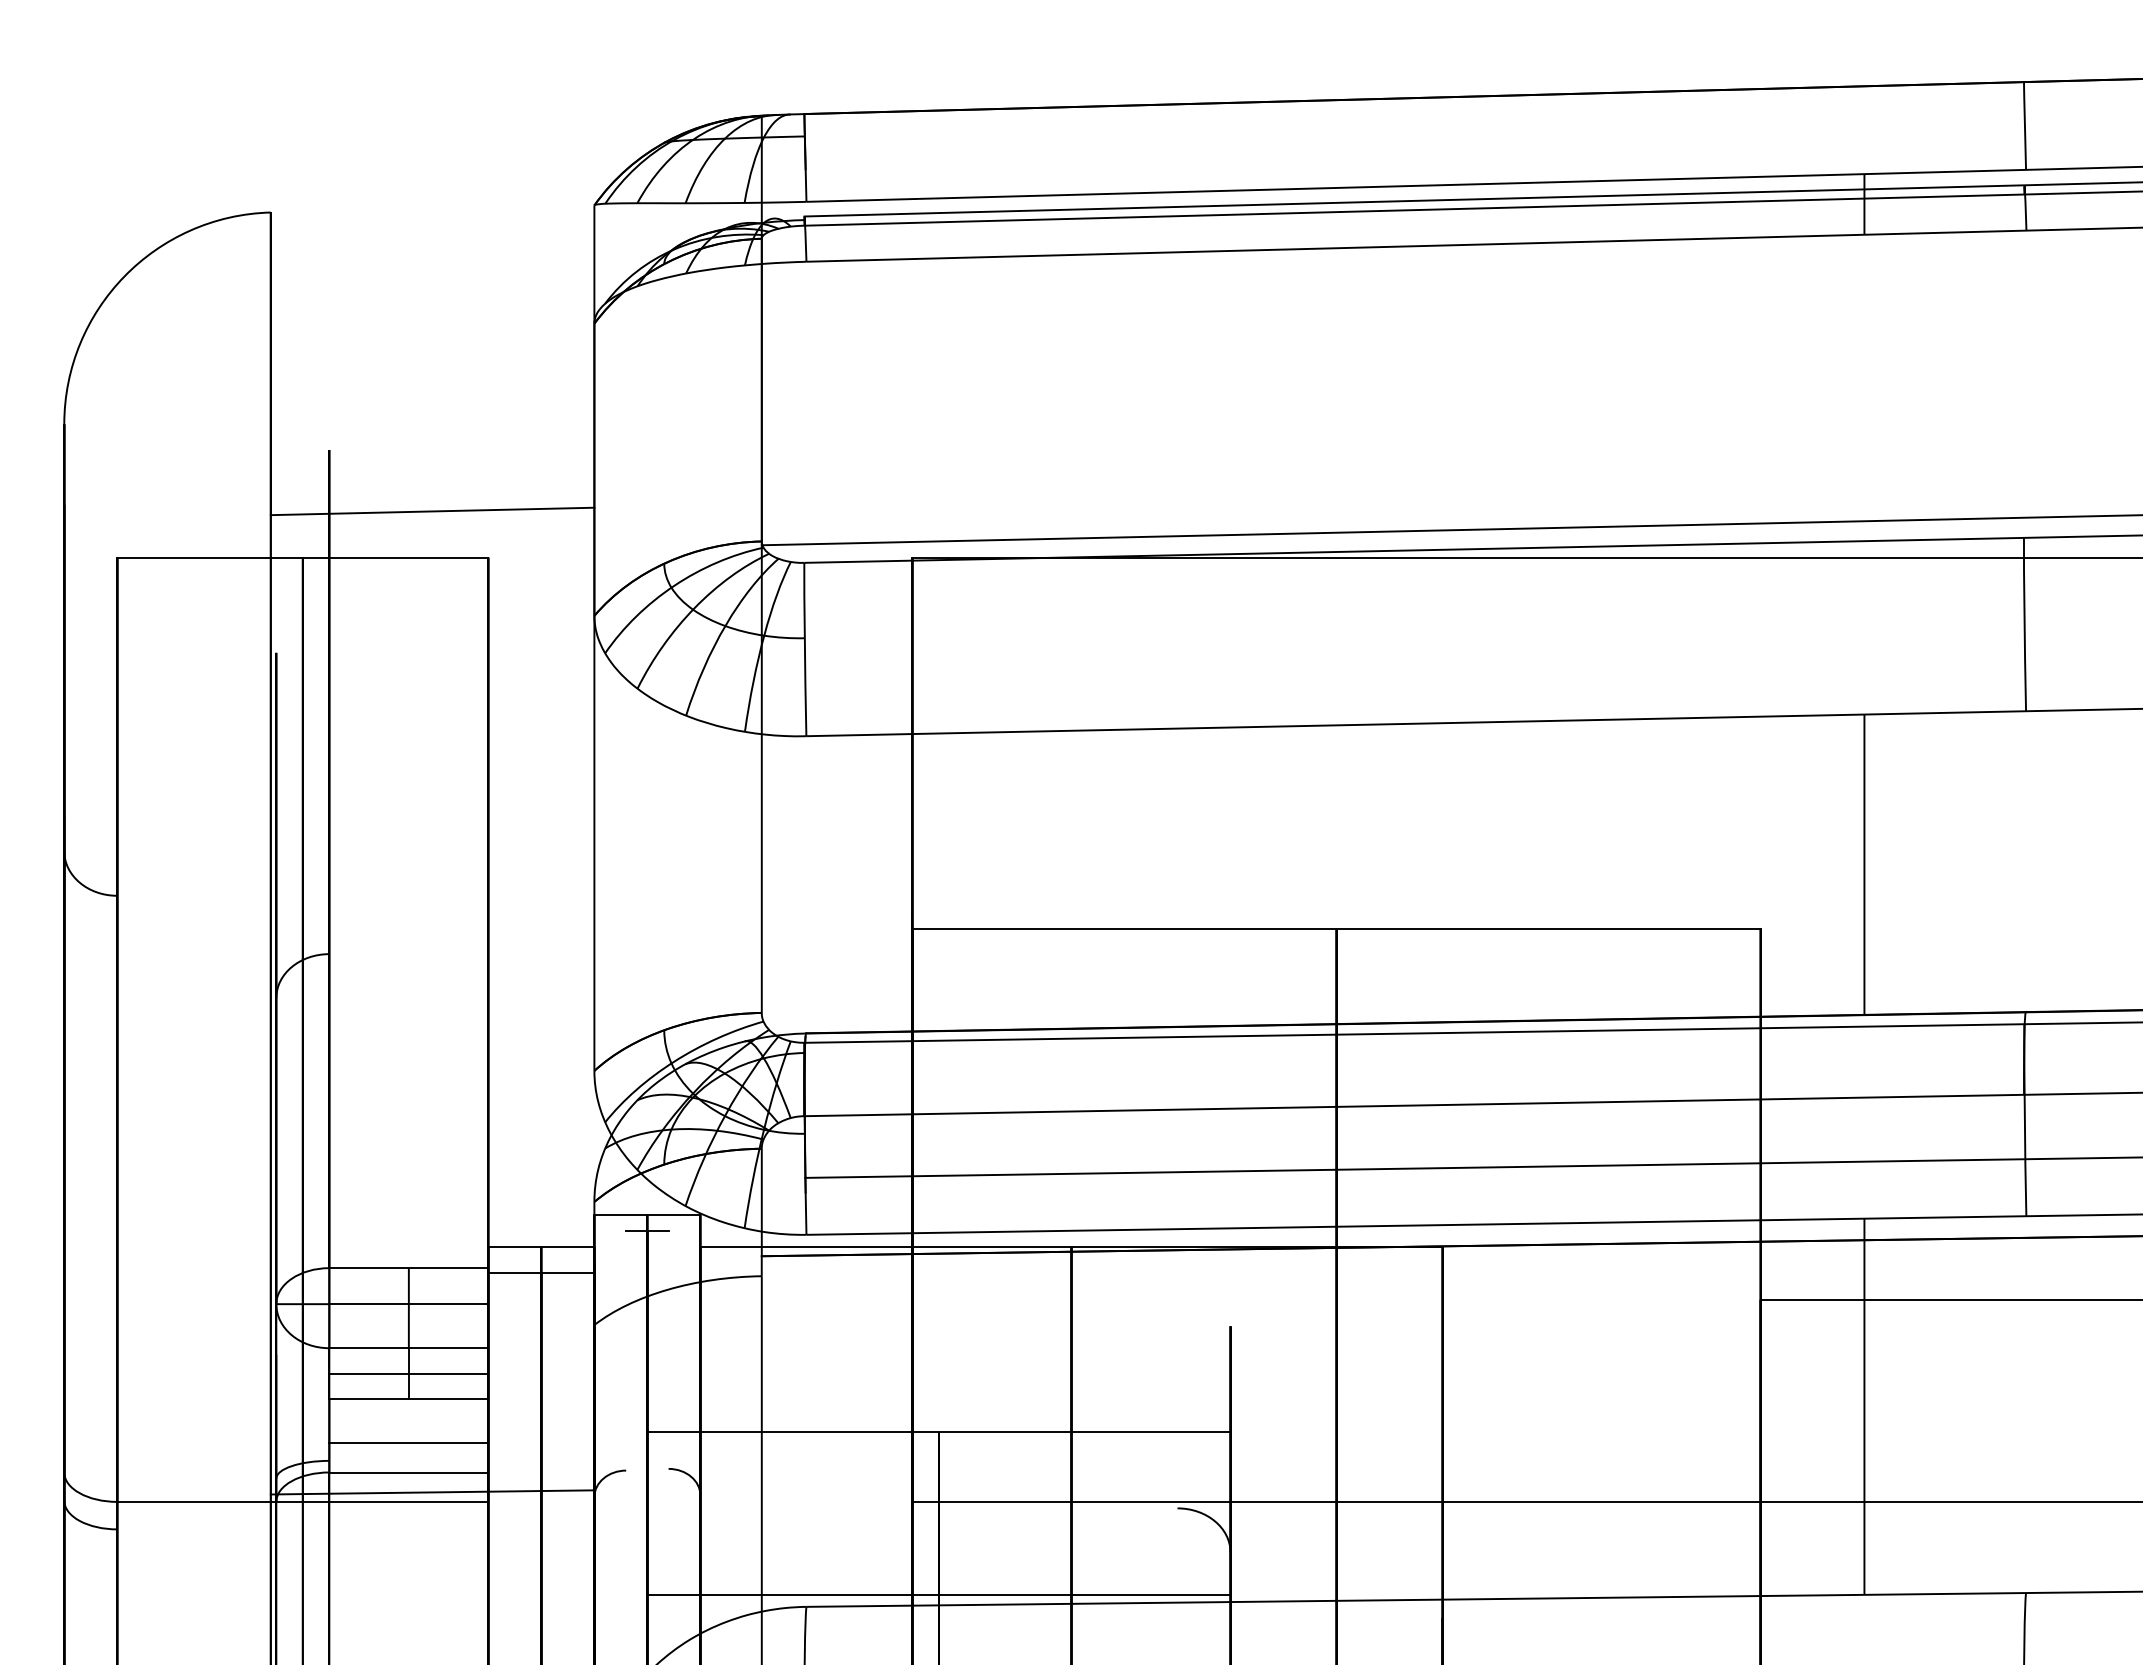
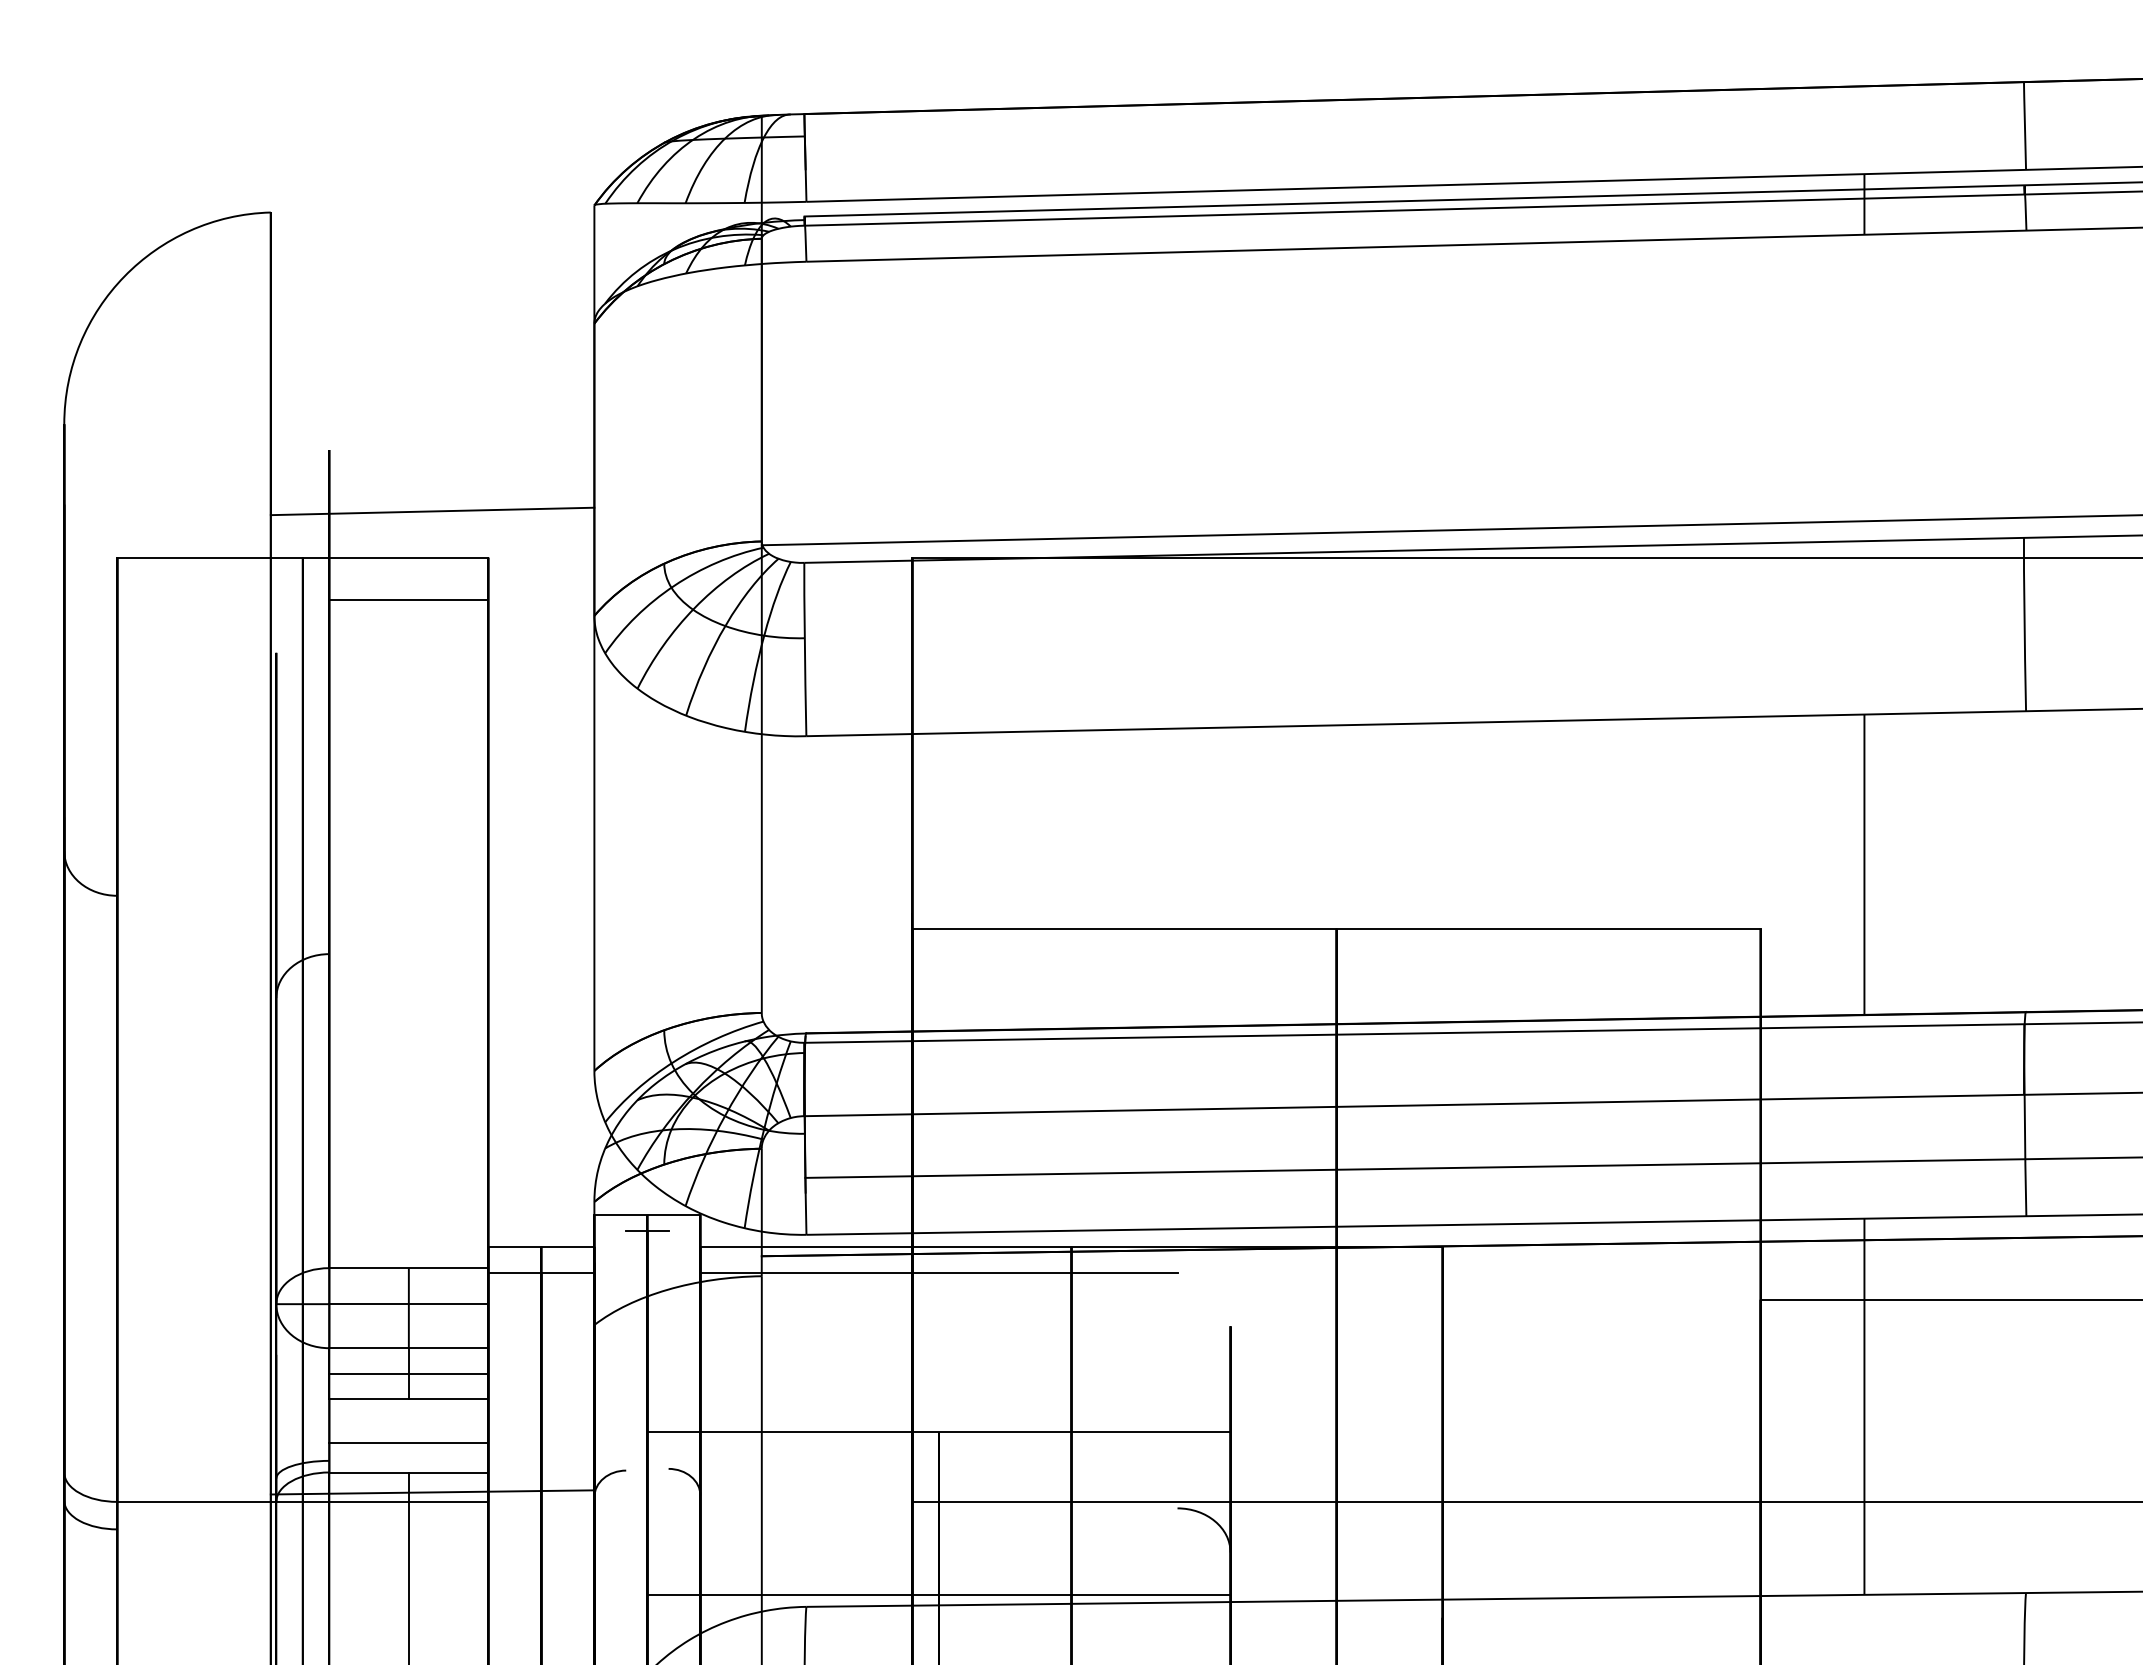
line: none -> present (408, 600)
line: none -> present (938, 1273)
line: none -> present (408, 1566)
